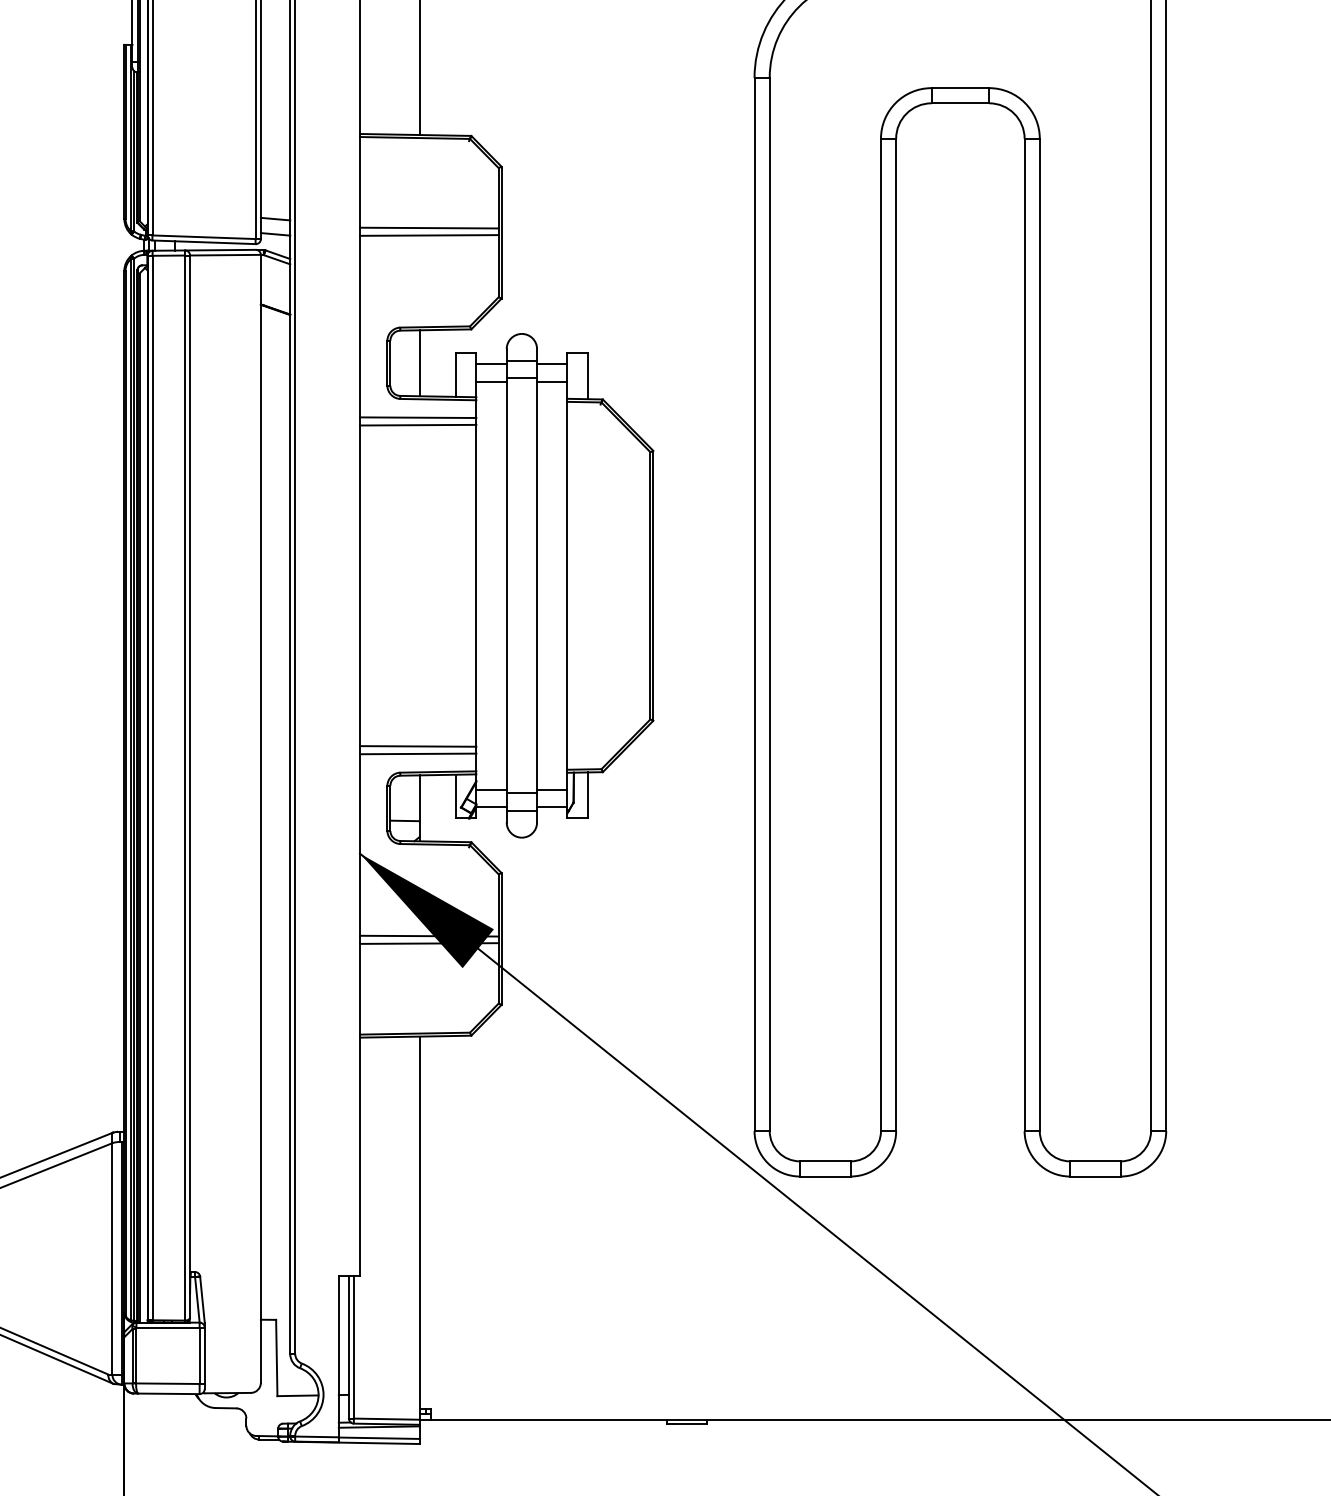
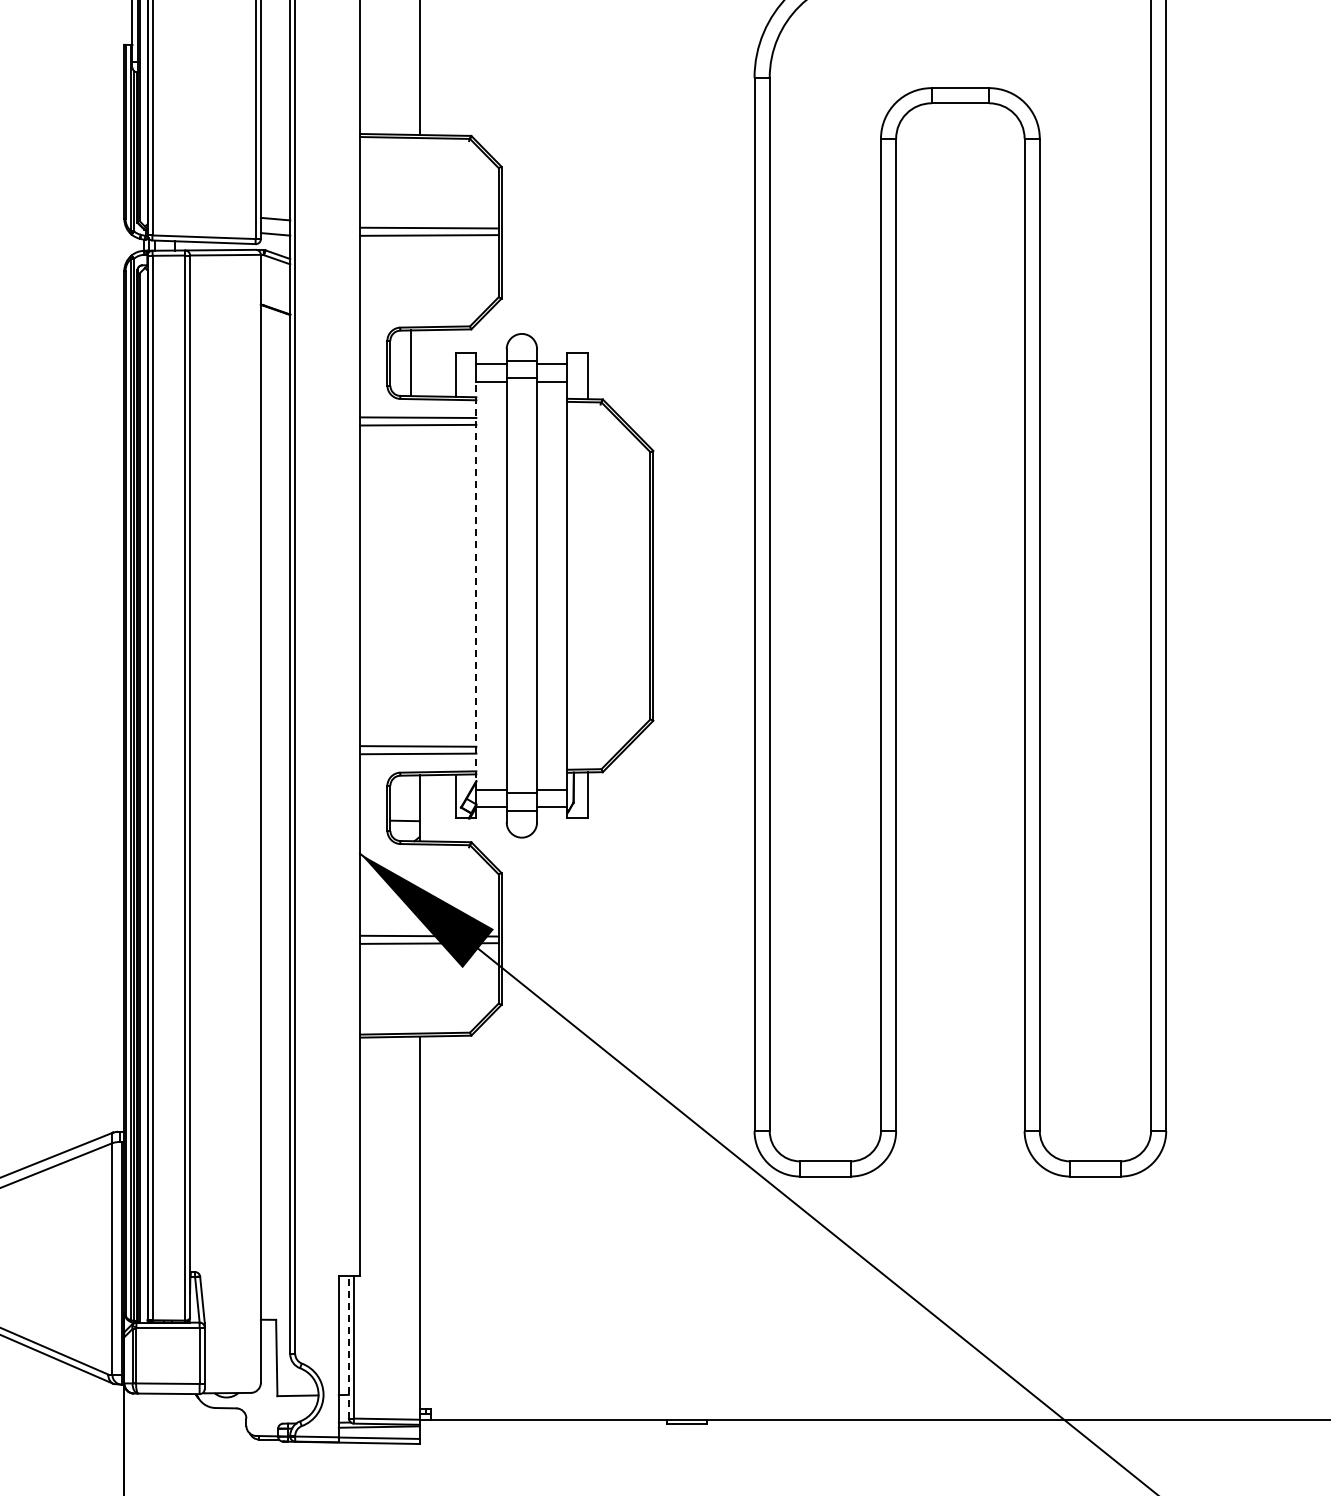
line position: (419, 363) -> (410, 363) (410, 363)
line: solid -> dashed (476, 585)
line: solid -> dashed (348, 1346)
